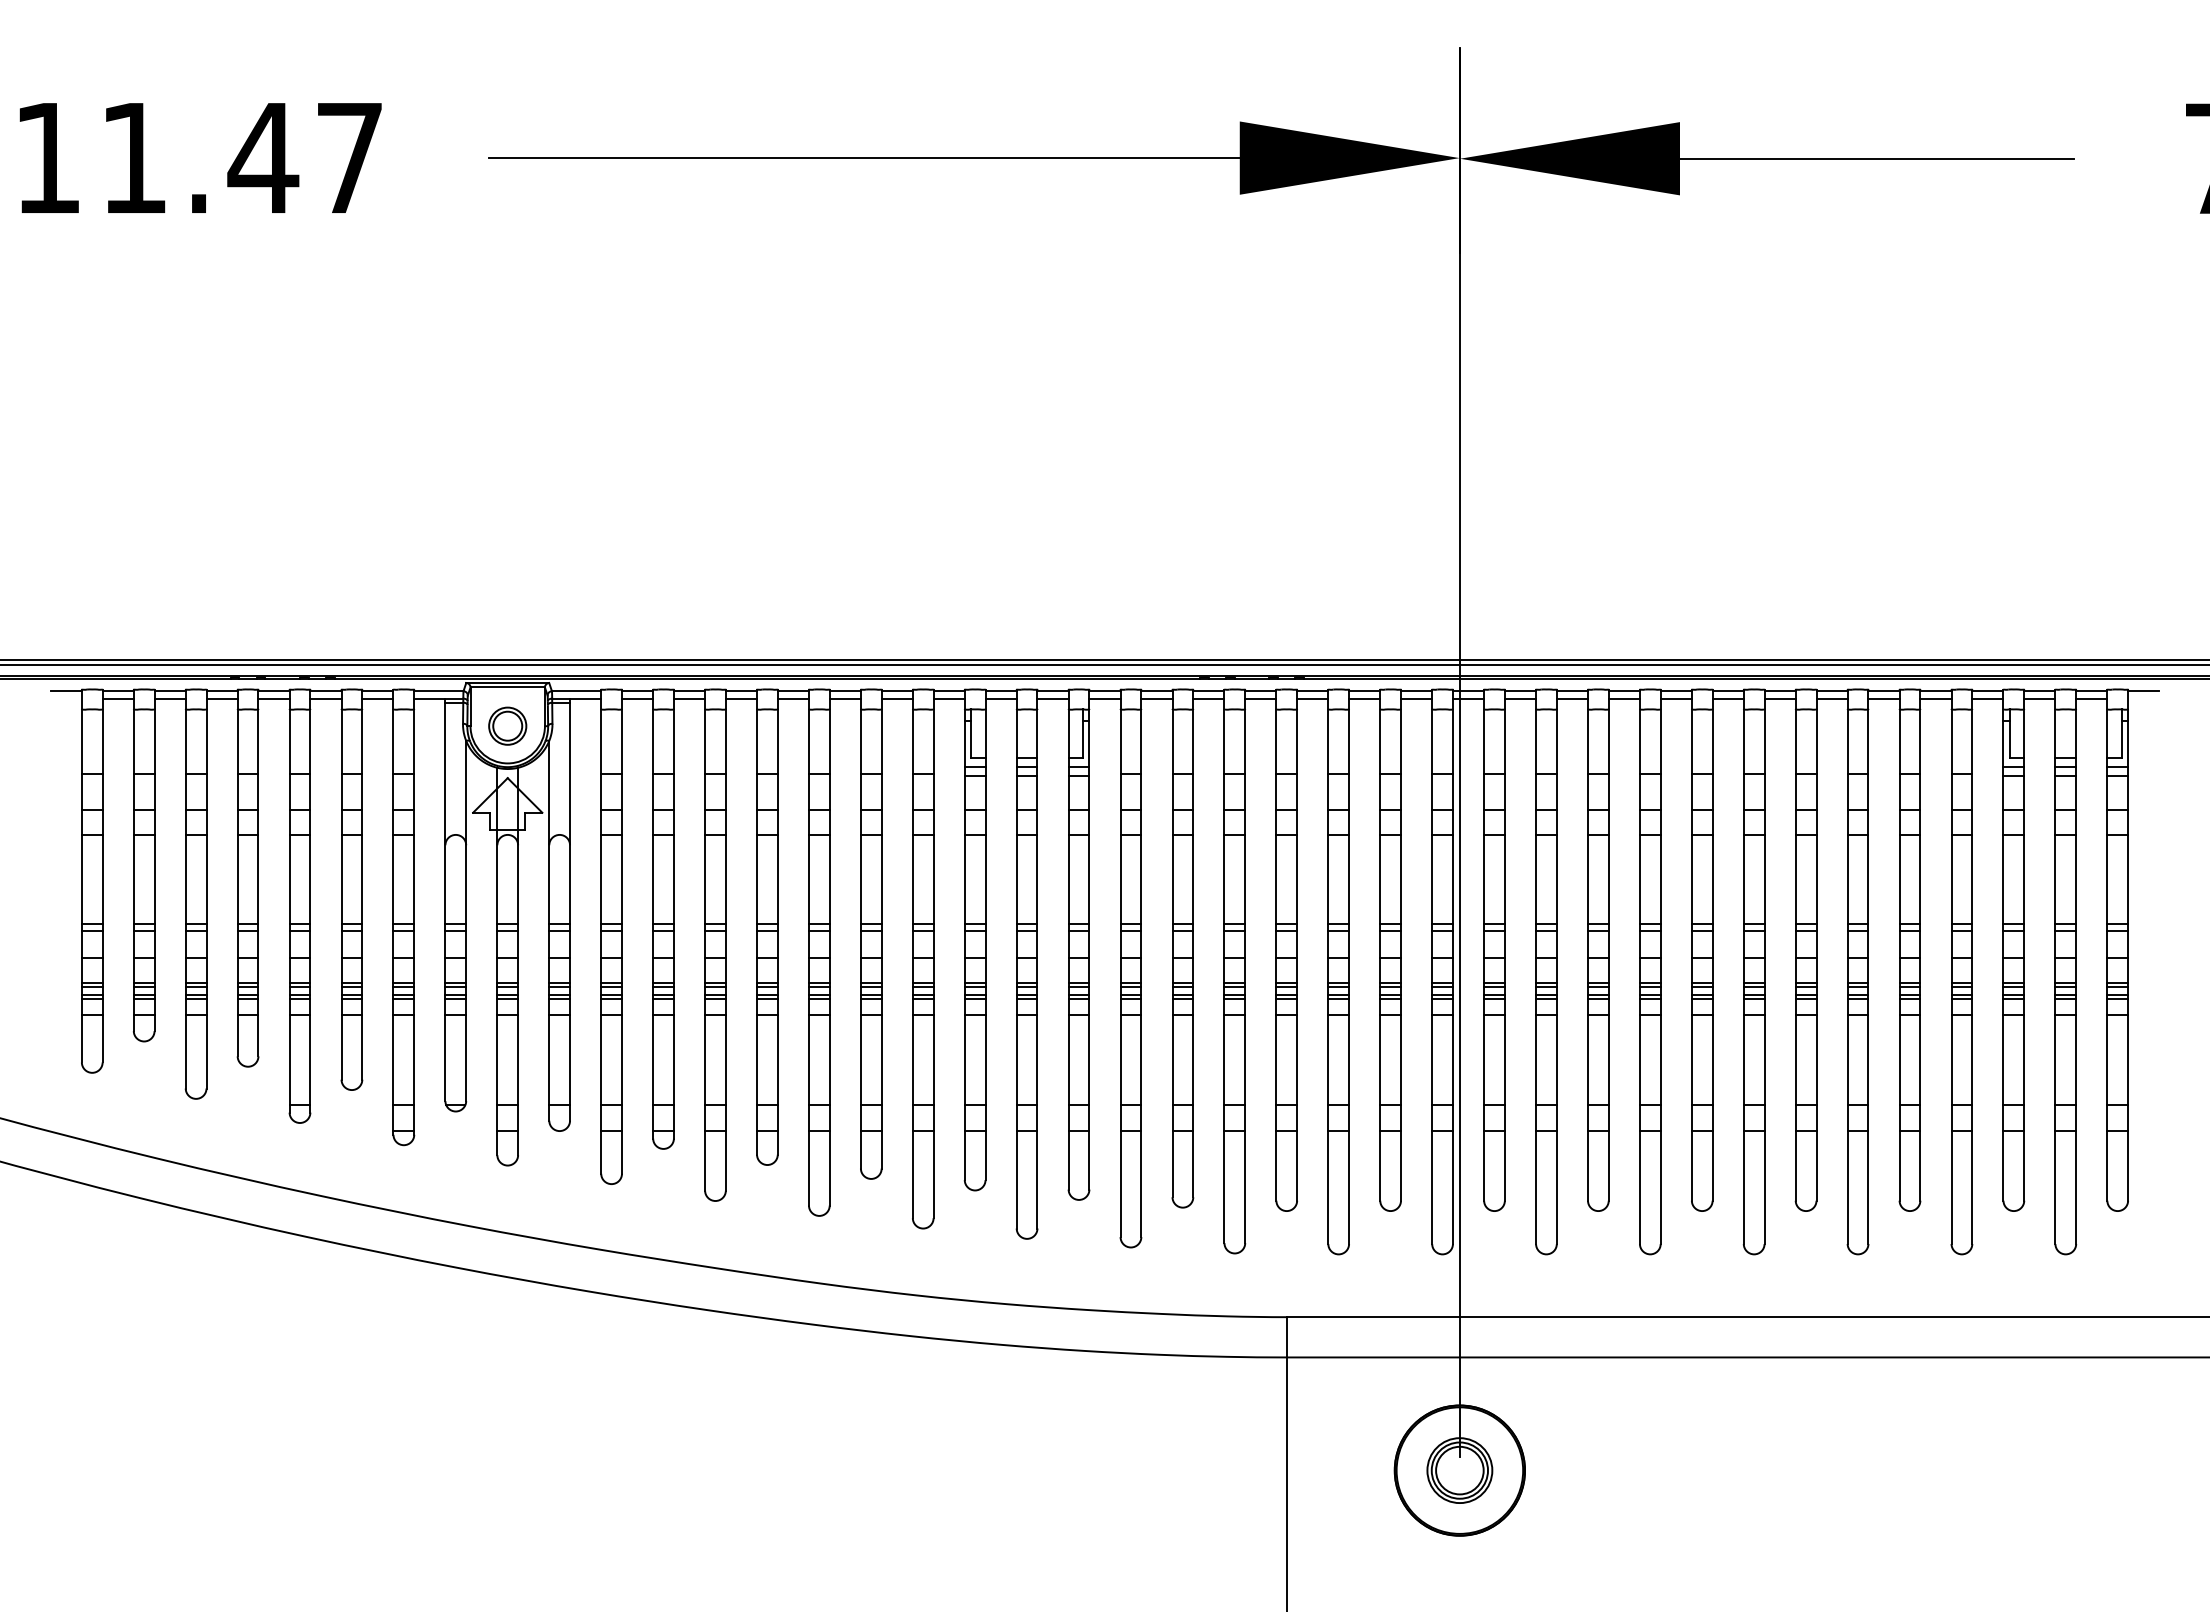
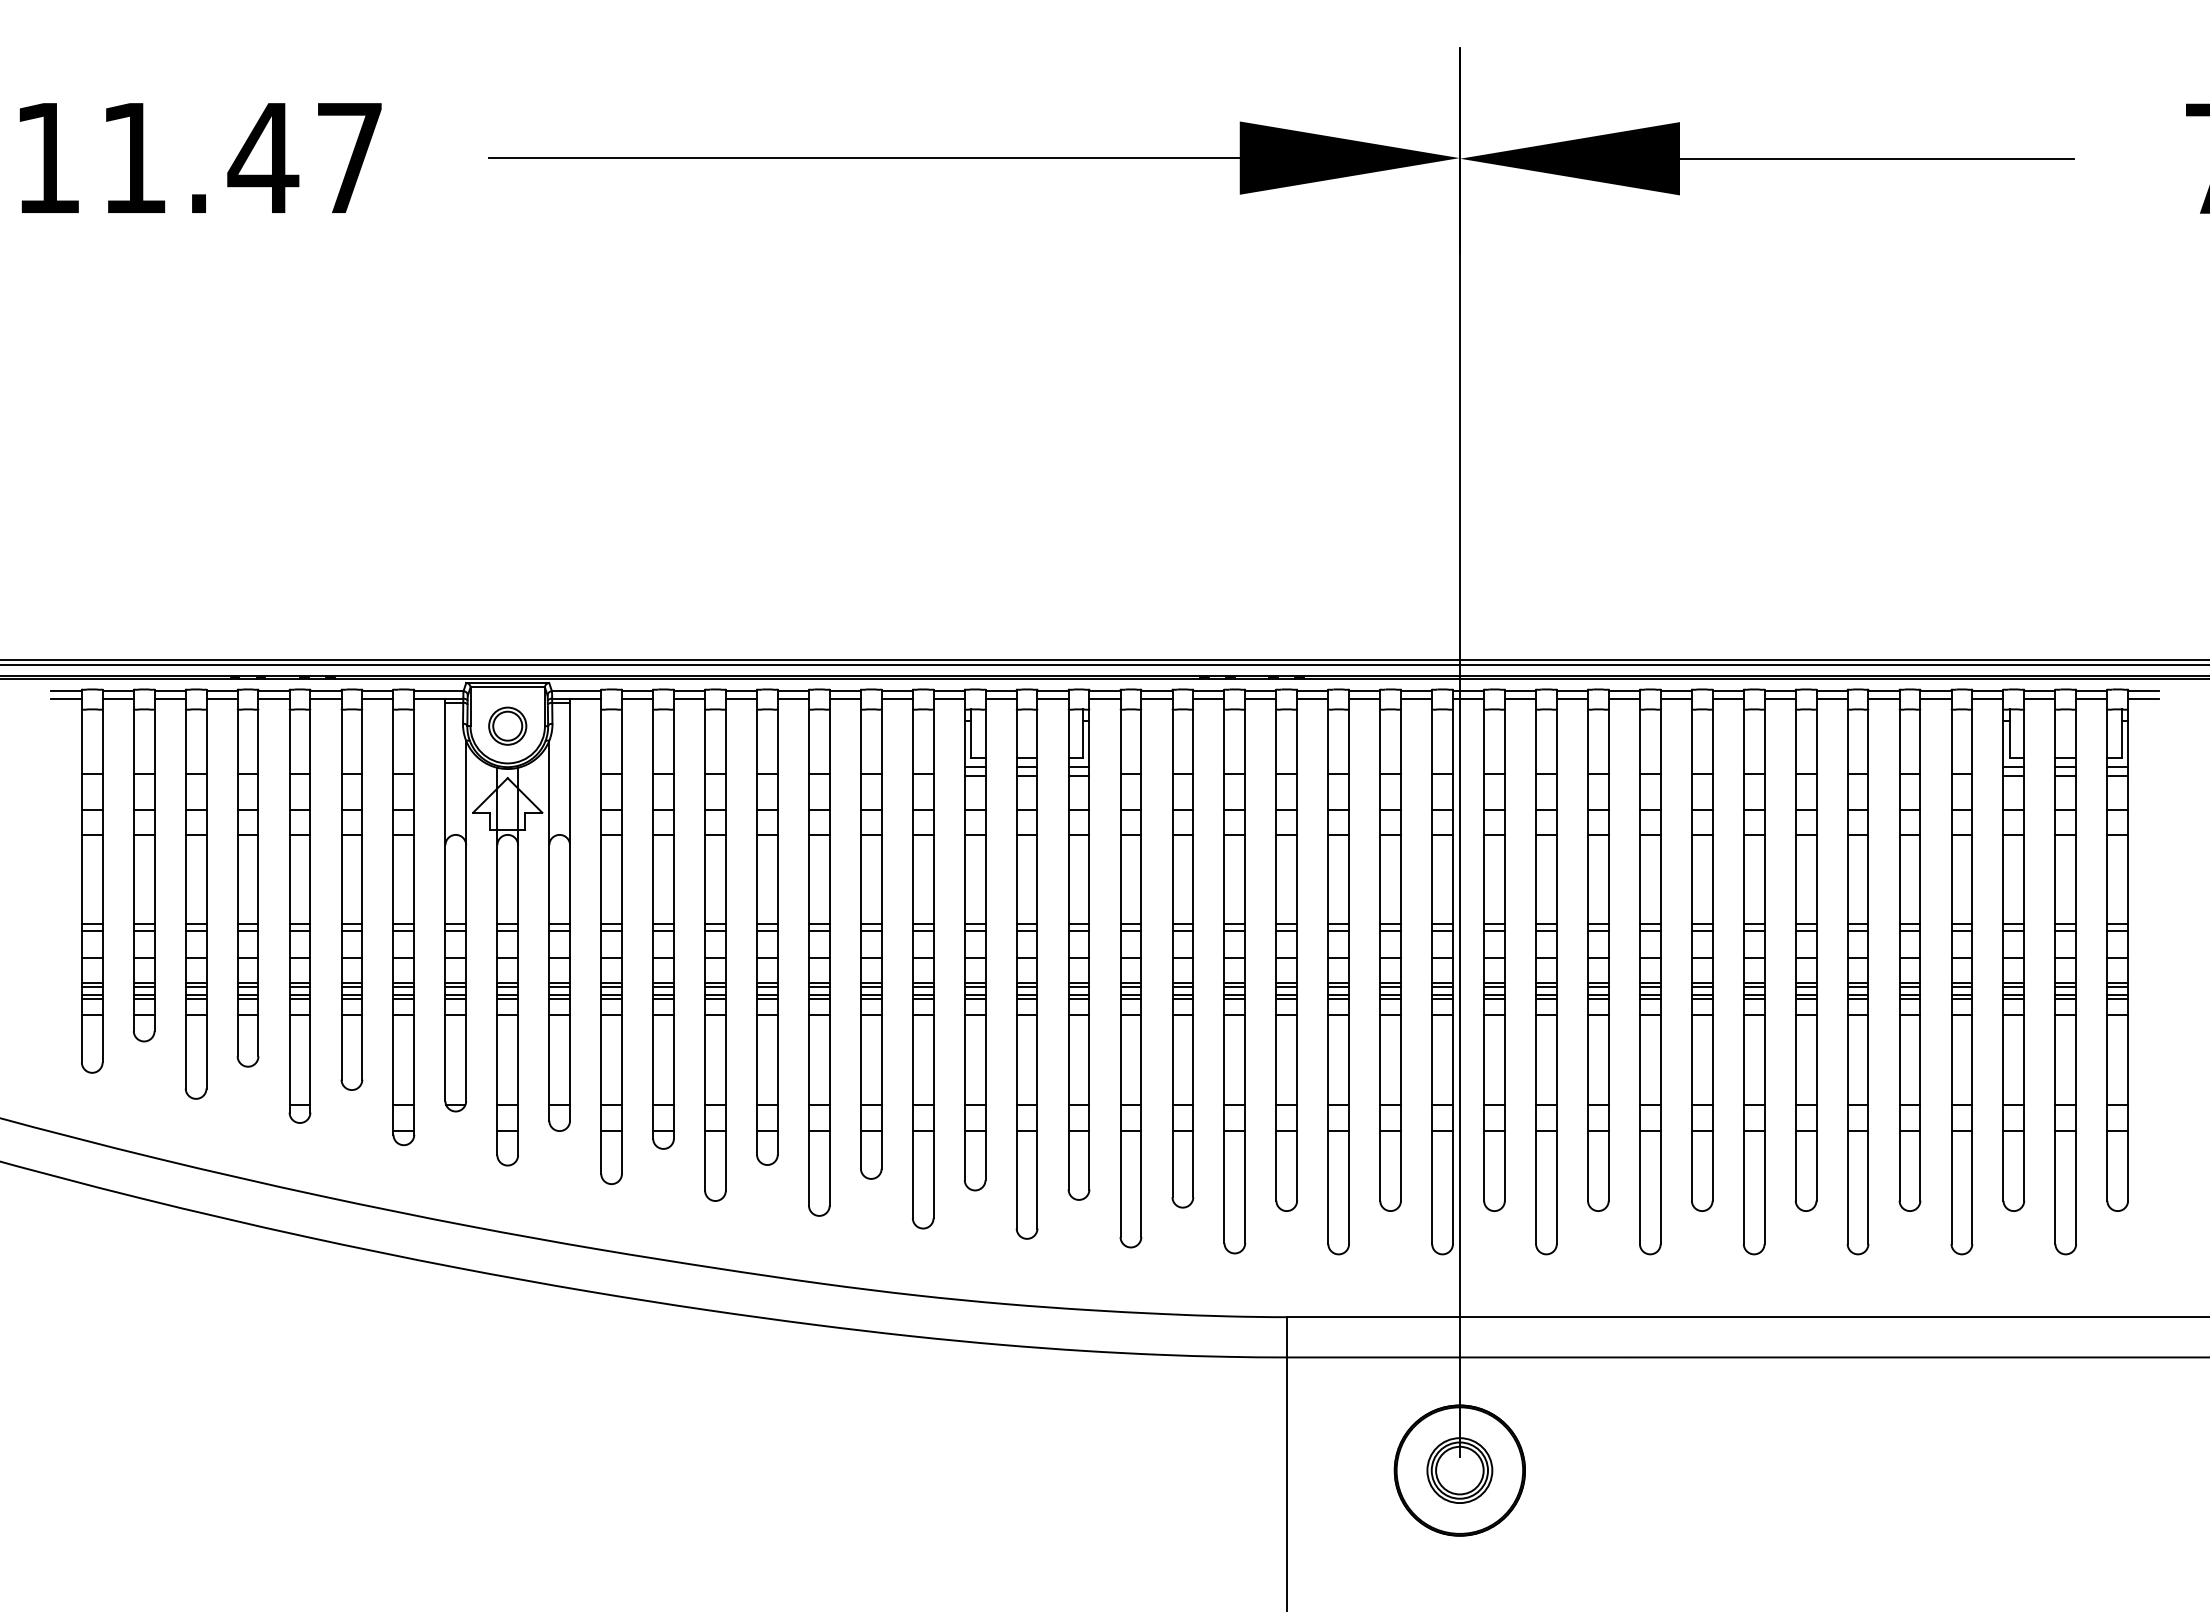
line: none -> present (65, 698)
line: none -> present (2143, 698)
